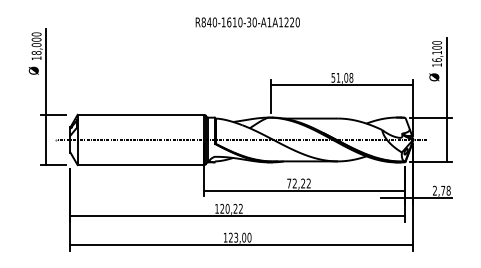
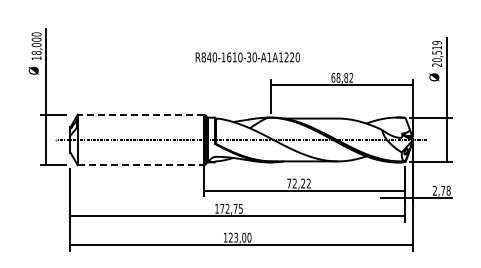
text position: (247, 22) -> (247, 57) (247, 57)
text: 16,100 -> 20,519 (437, 53)
text: 51,08 -> 68,82 (342, 77)
line: solid -> dashed (140, 114)
line: solid -> dashed (141, 165)
text: 120,22 -> 172,75 (231, 208)
